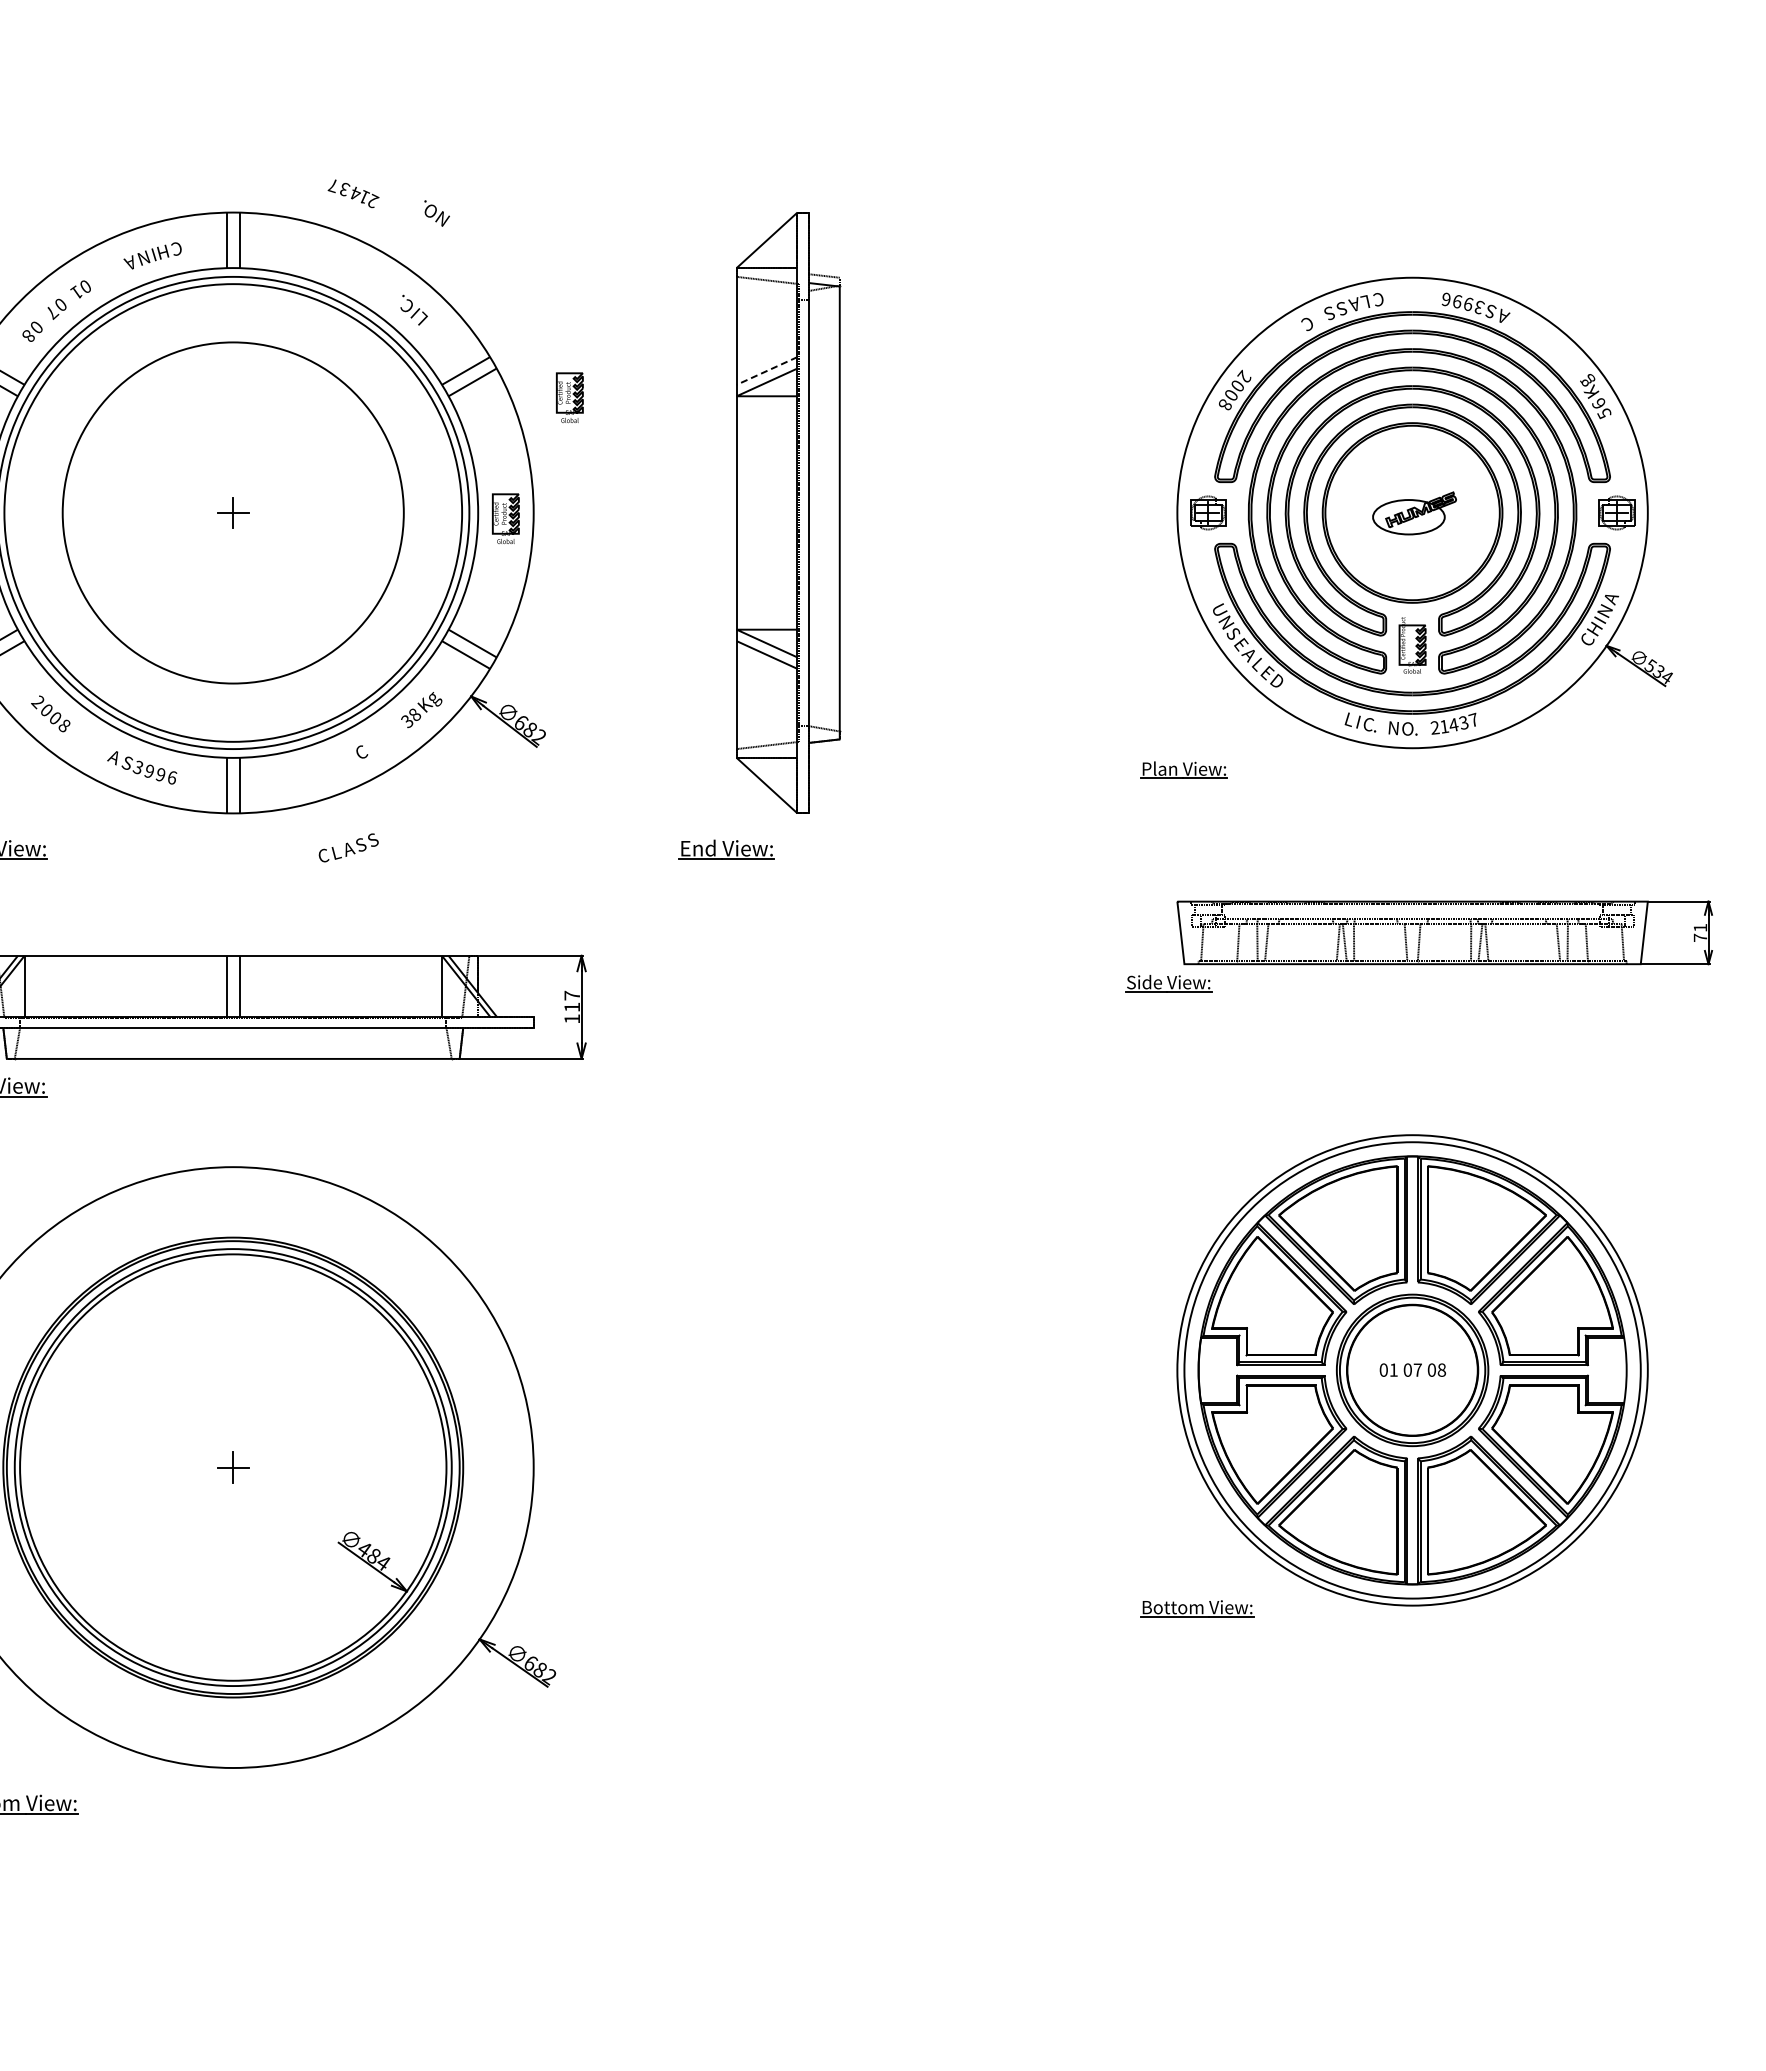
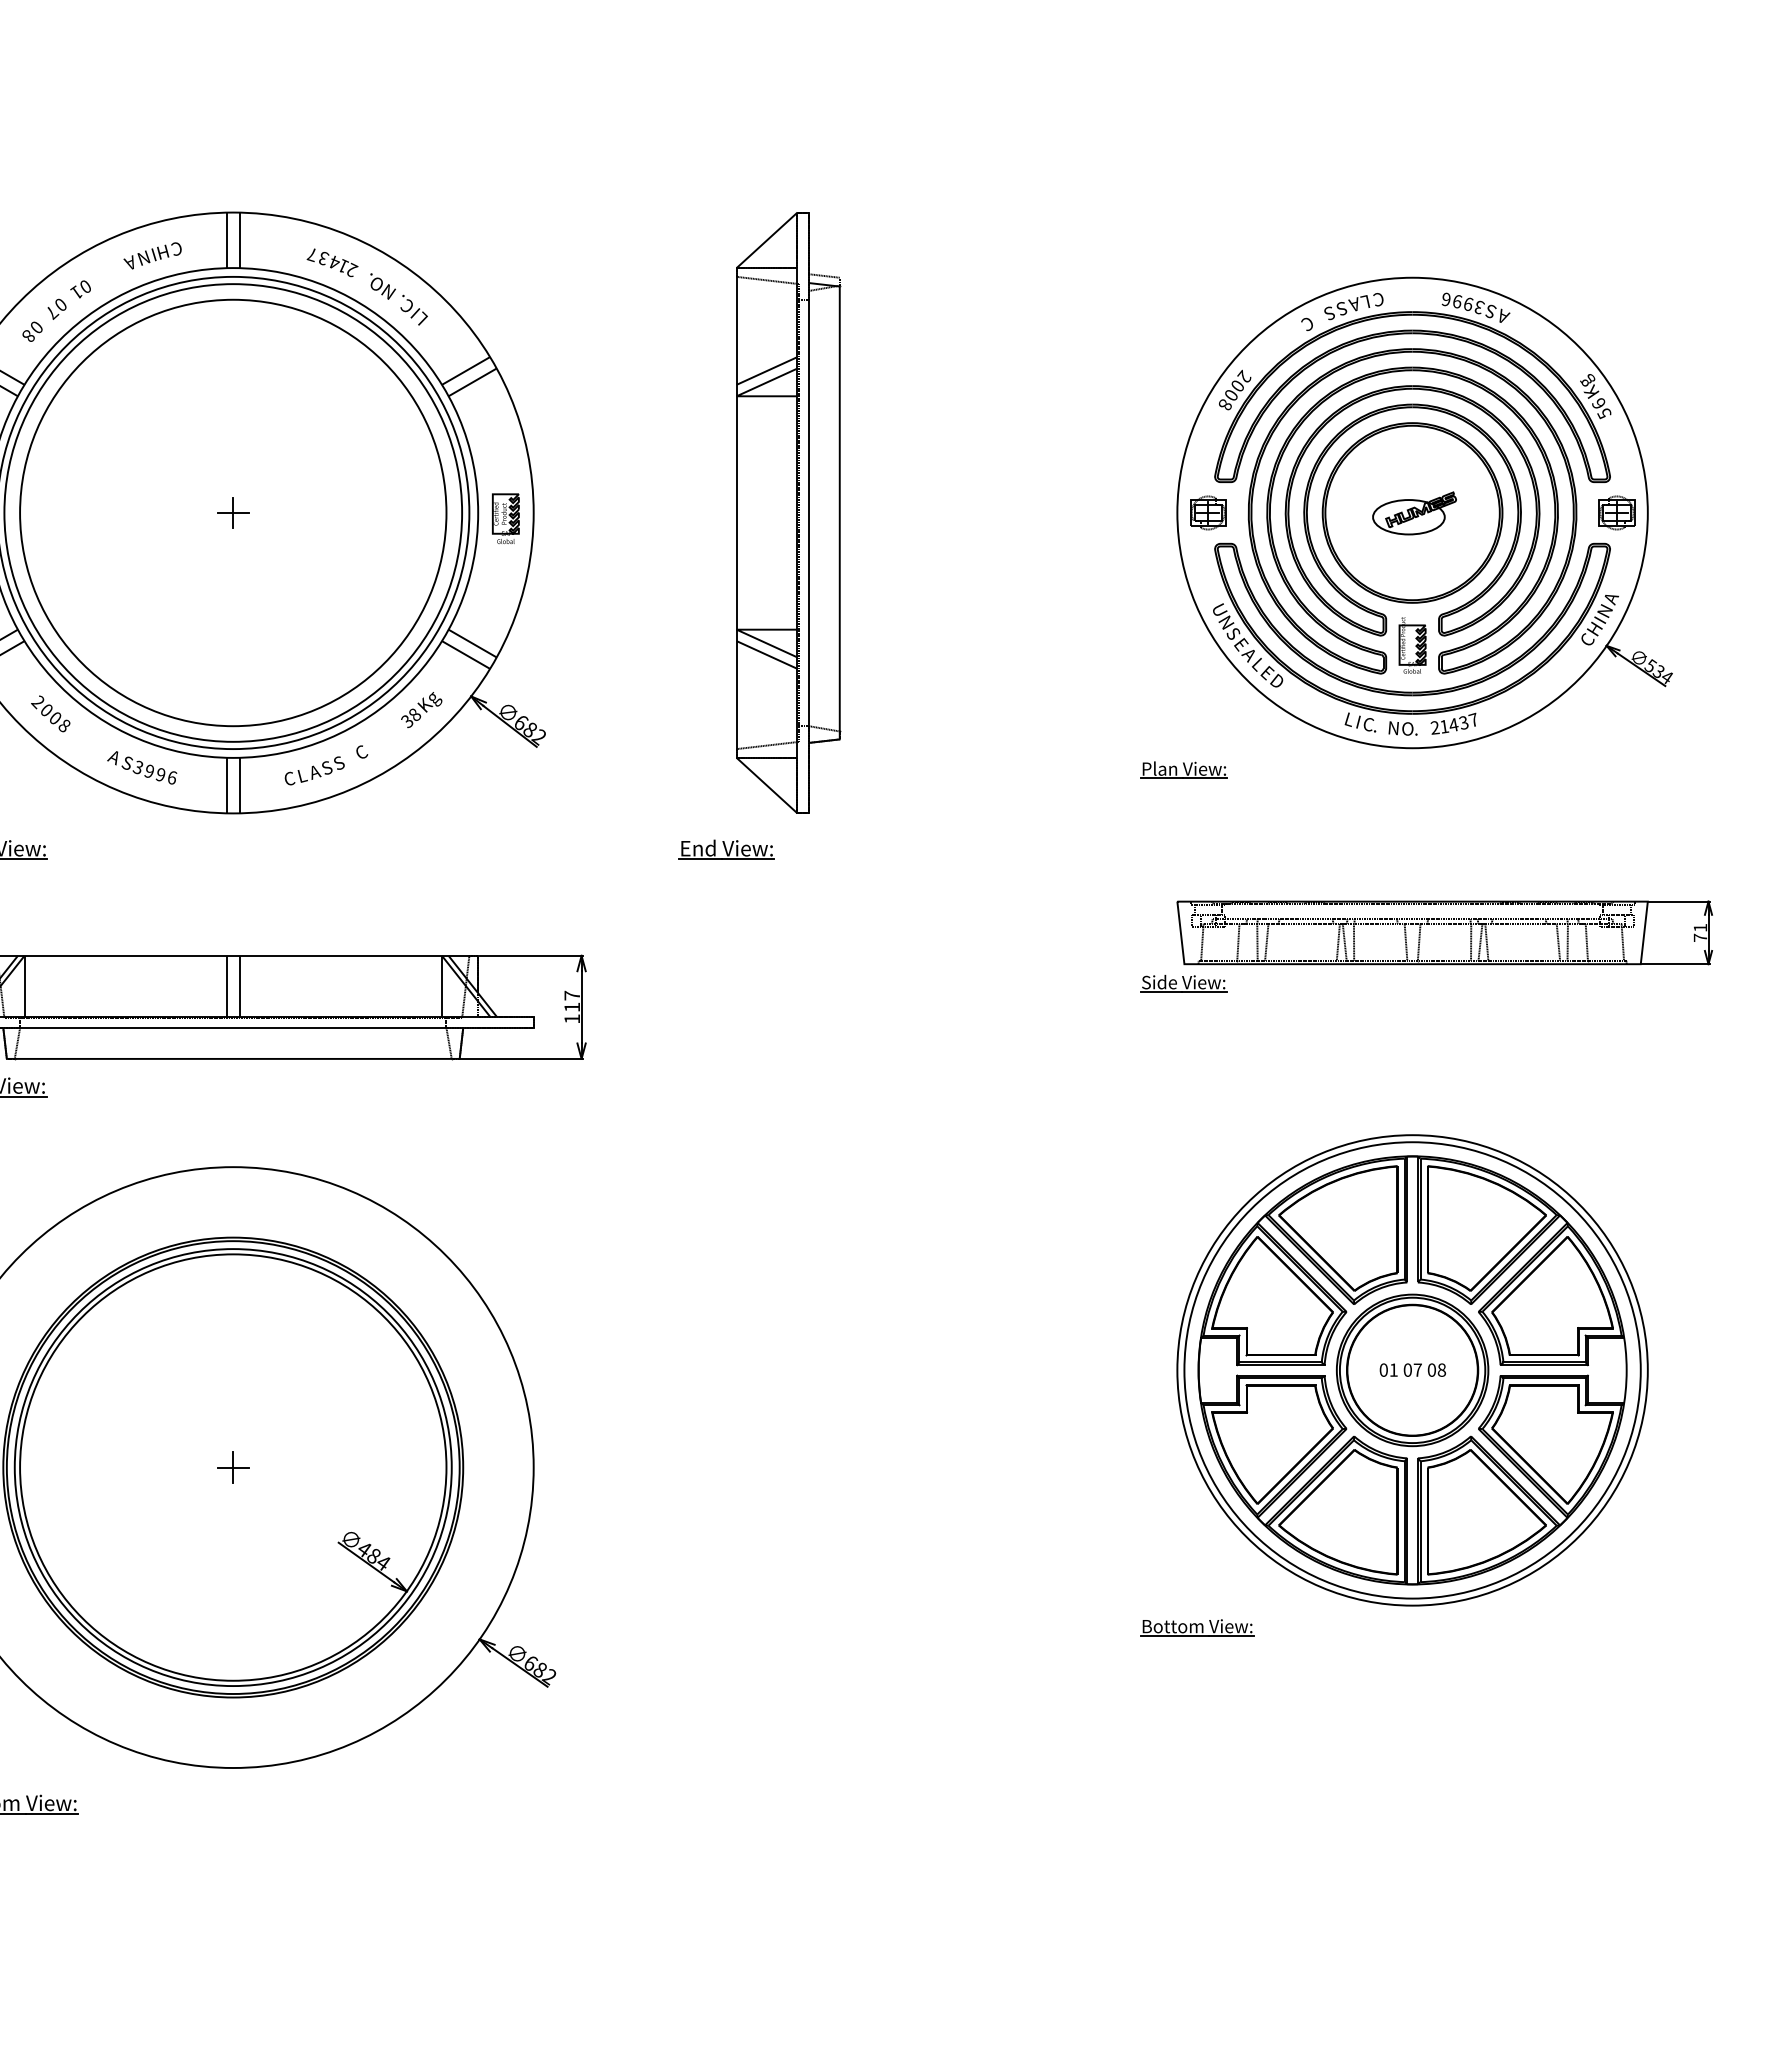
text position: (353, 193) -> (332, 262) (332, 262)
text position: (436, 213) -> (382, 286) (382, 286)
line: dashed -> solid (766, 371)
part: present -> none (569, 397)
circle diameter: 341 px -> 426 px (233, 512)
text position: (348, 847) -> (314, 770) (314, 770)
part position: (1168, 983) -> (1183, 983) (1183, 983)
part position: (1197, 1608) -> (1197, 1627) (1197, 1627)
